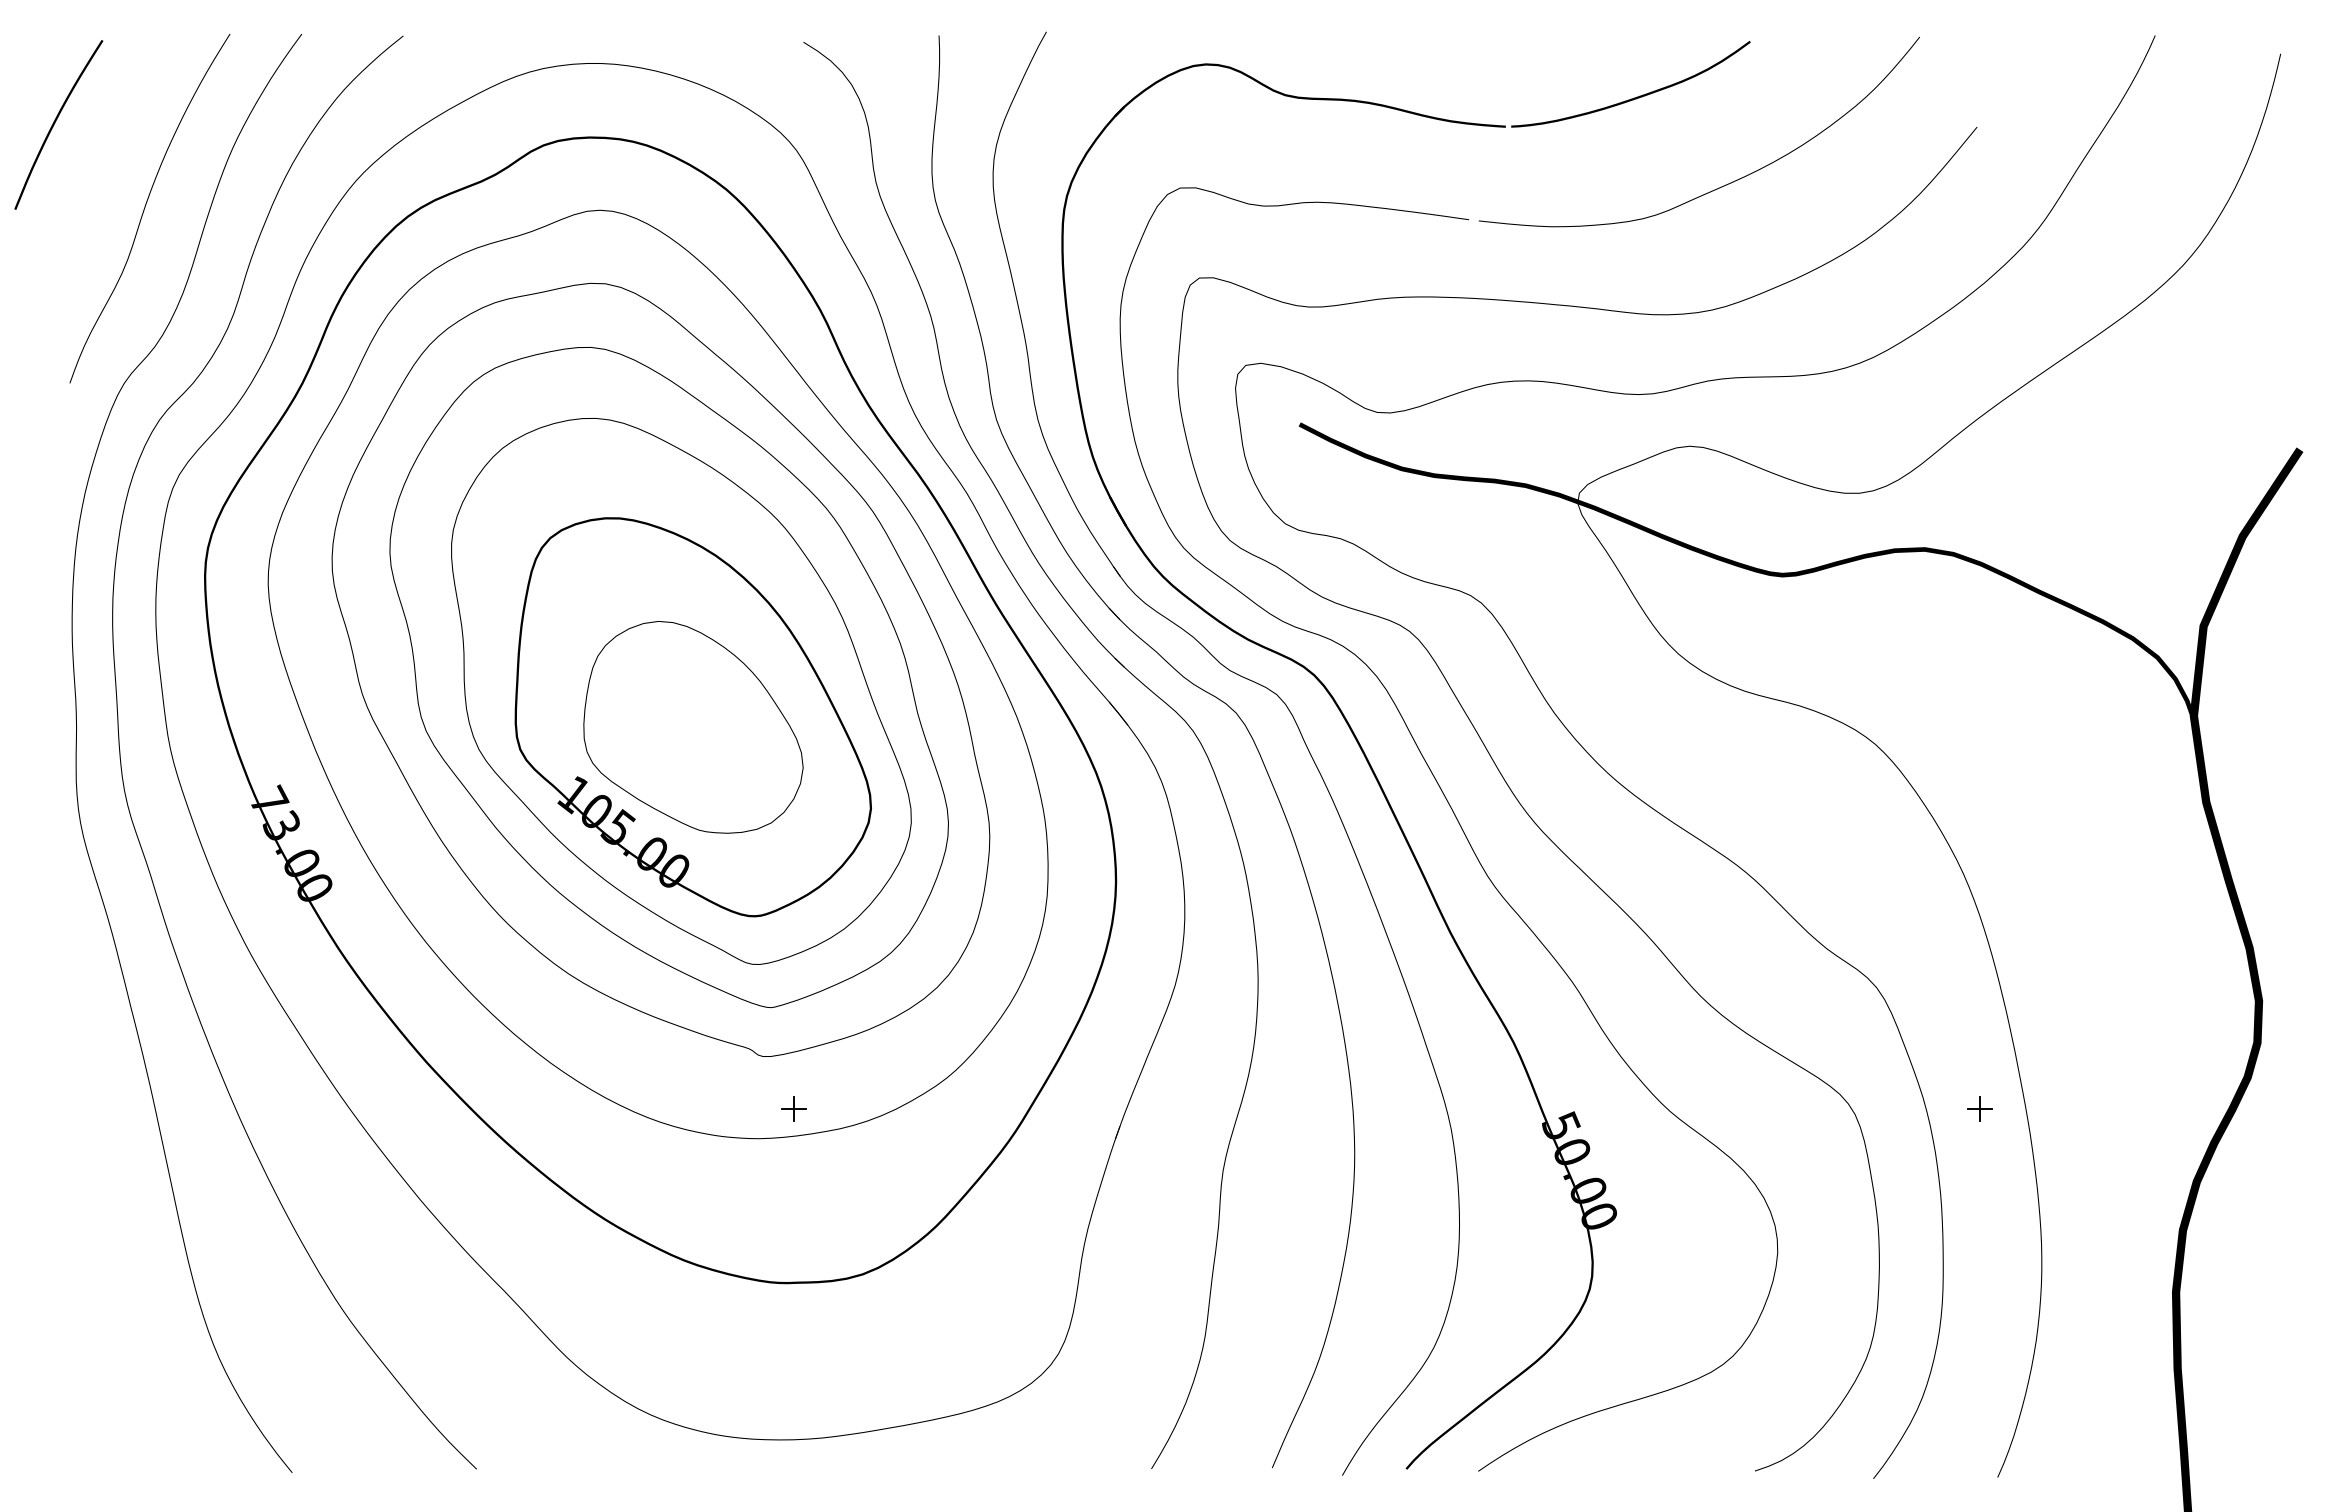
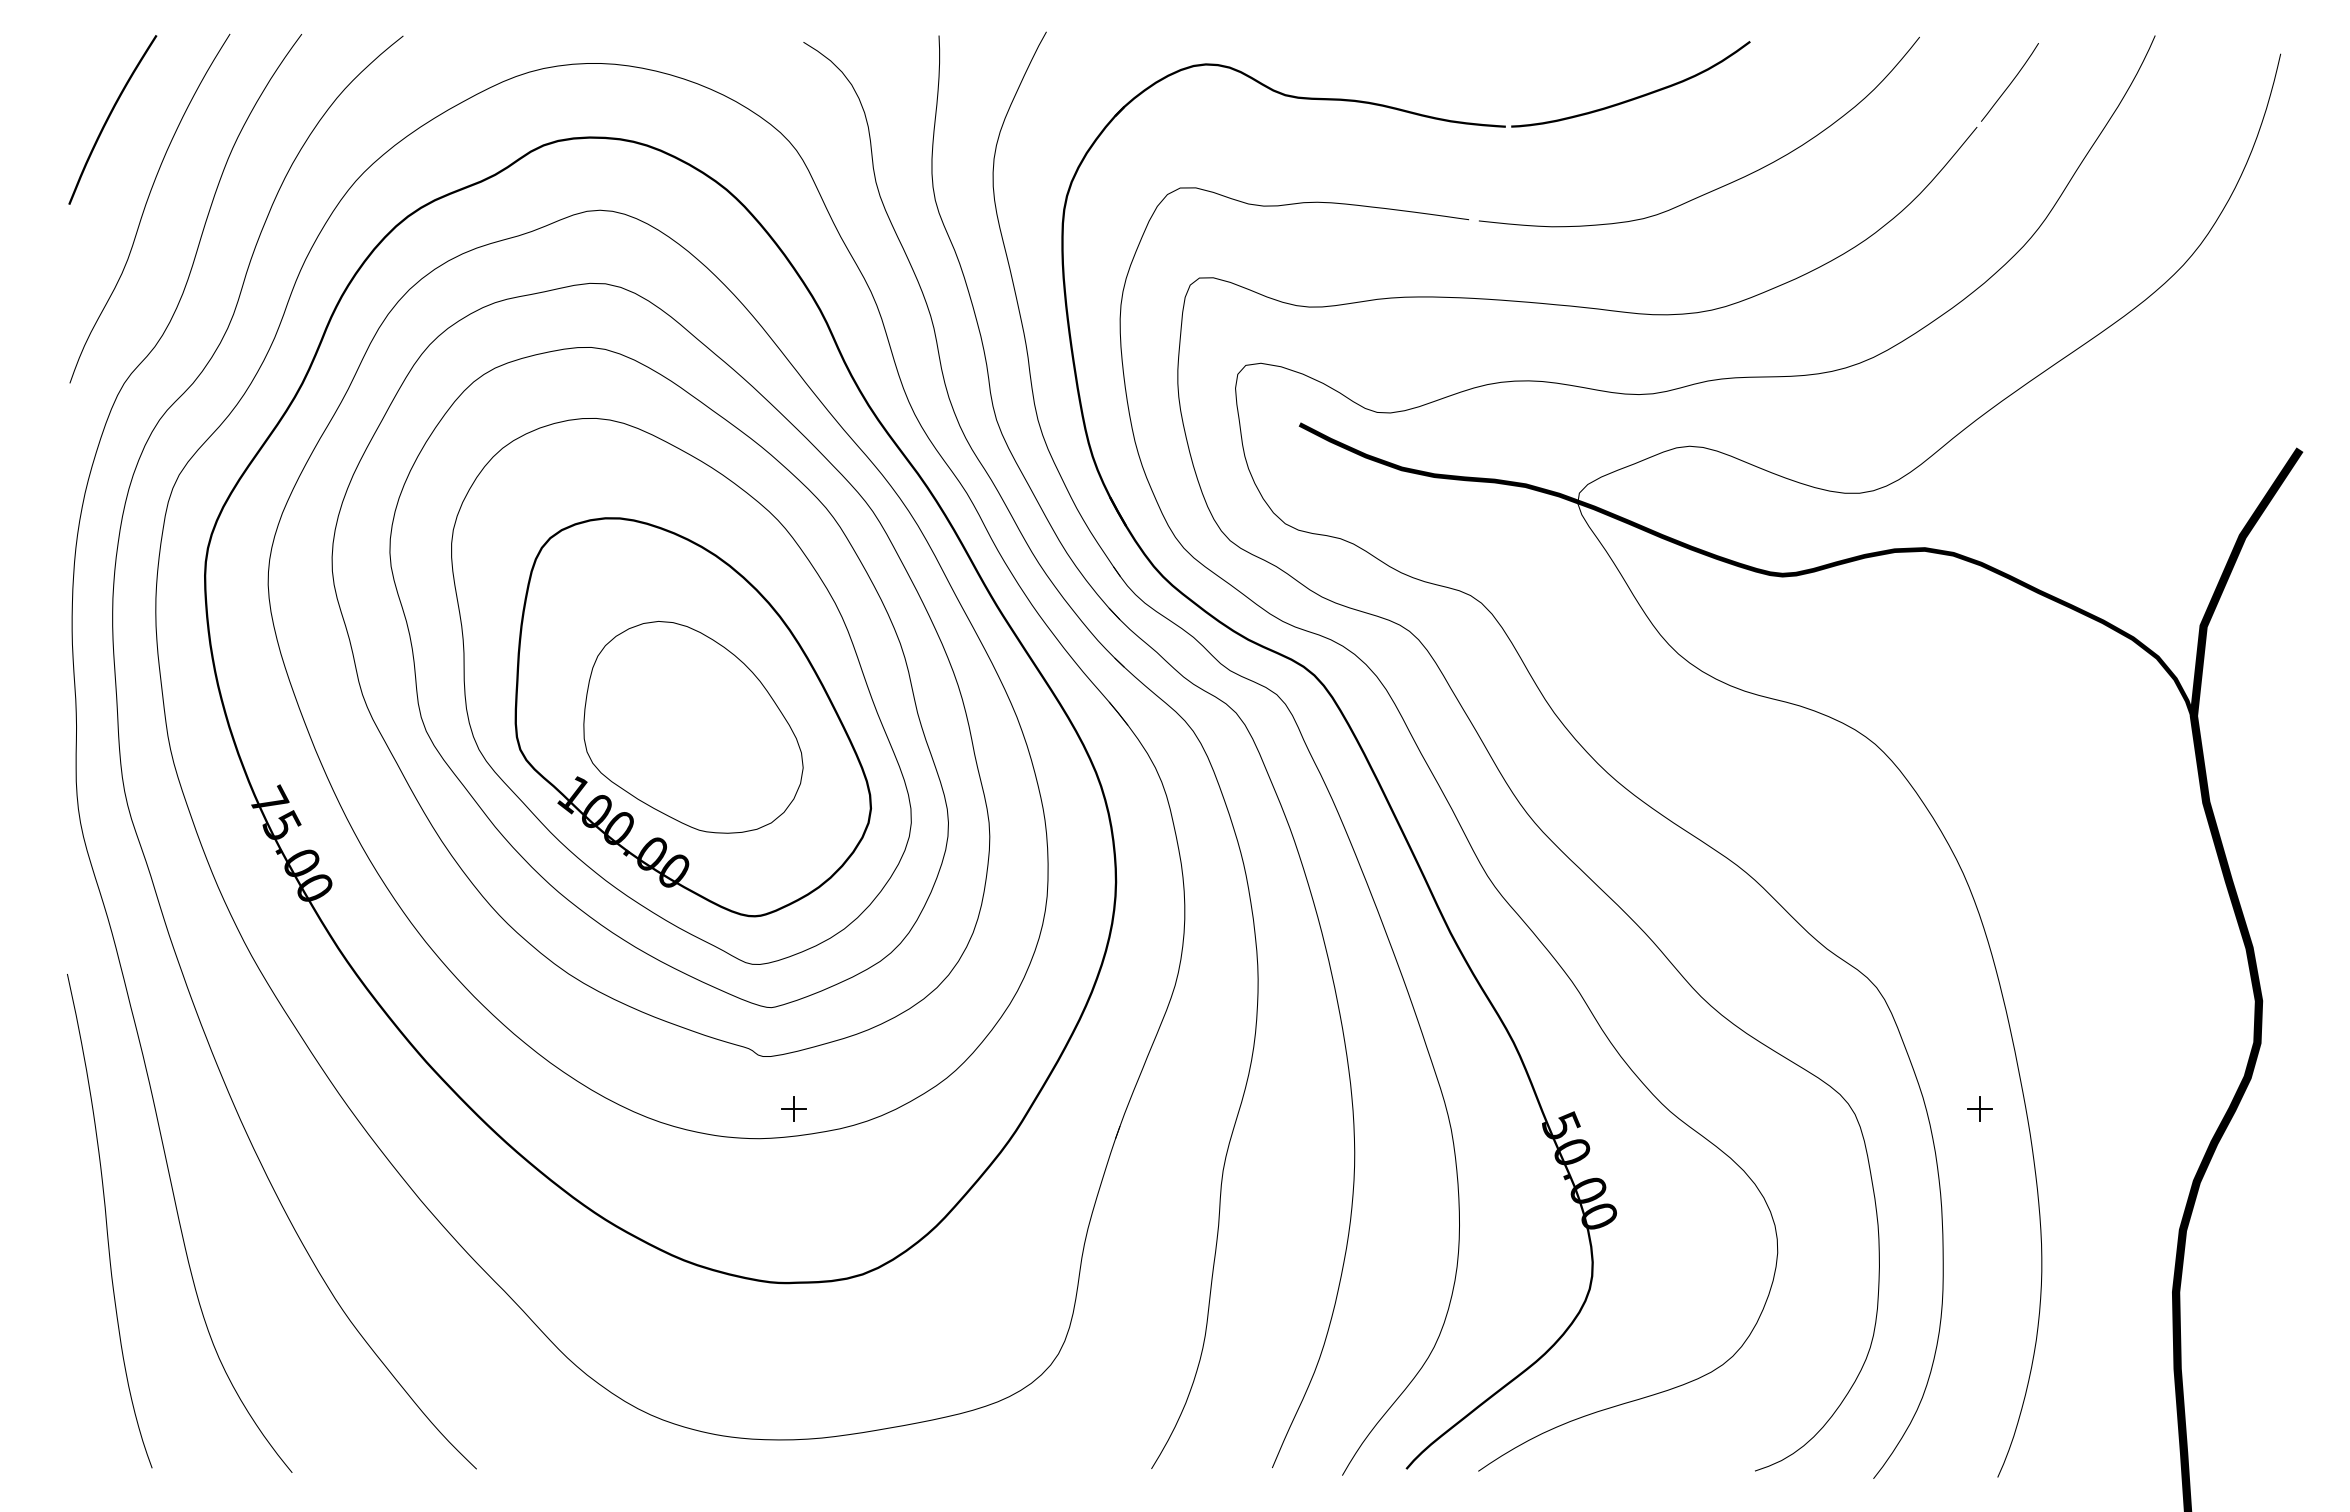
curve: none -> present (2010, 82)
curve position: (55, 123) -> (109, 118) (109, 118)
text: 73.00 -> 75.00 (281, 825)
text: 105.00 -> 100.00 (617, 827)
curve: none -> present (107, 1223)
